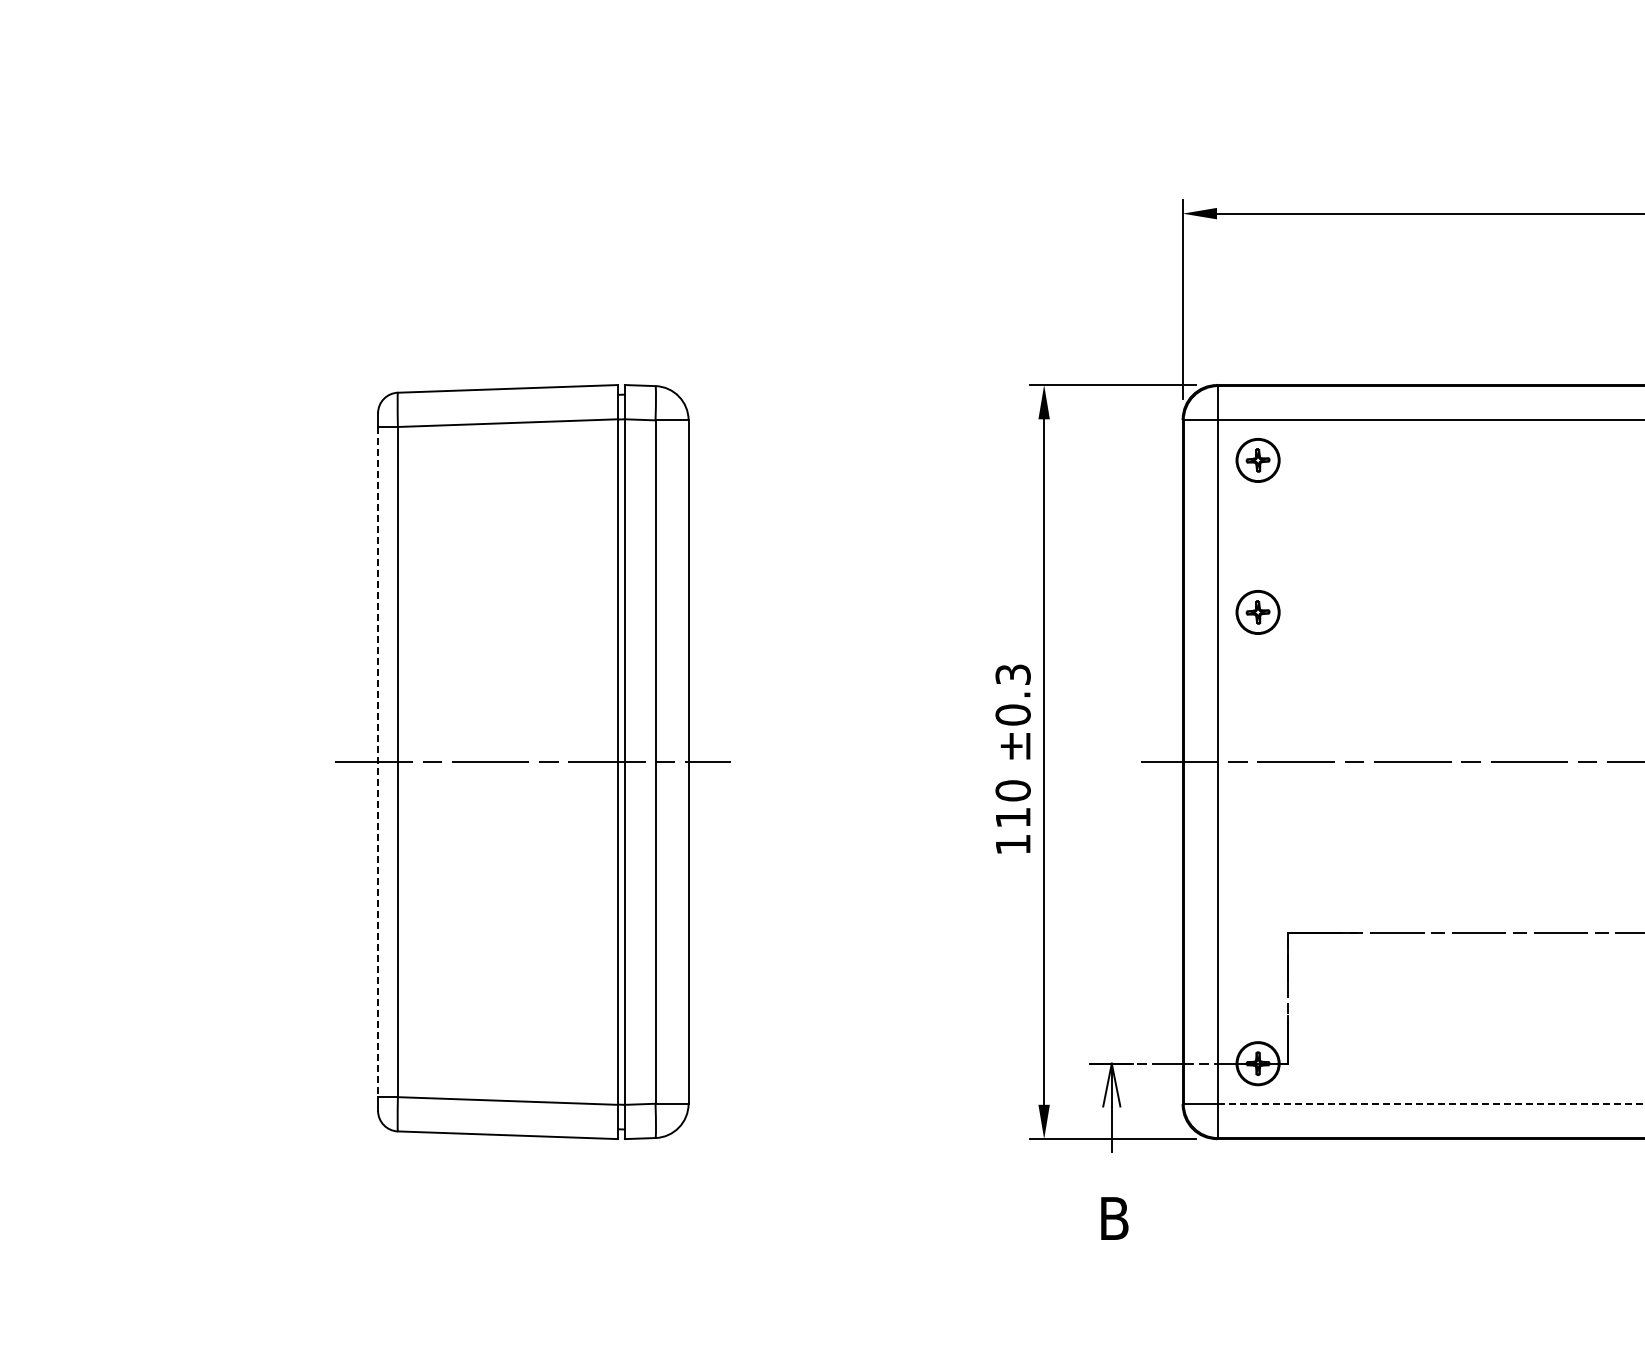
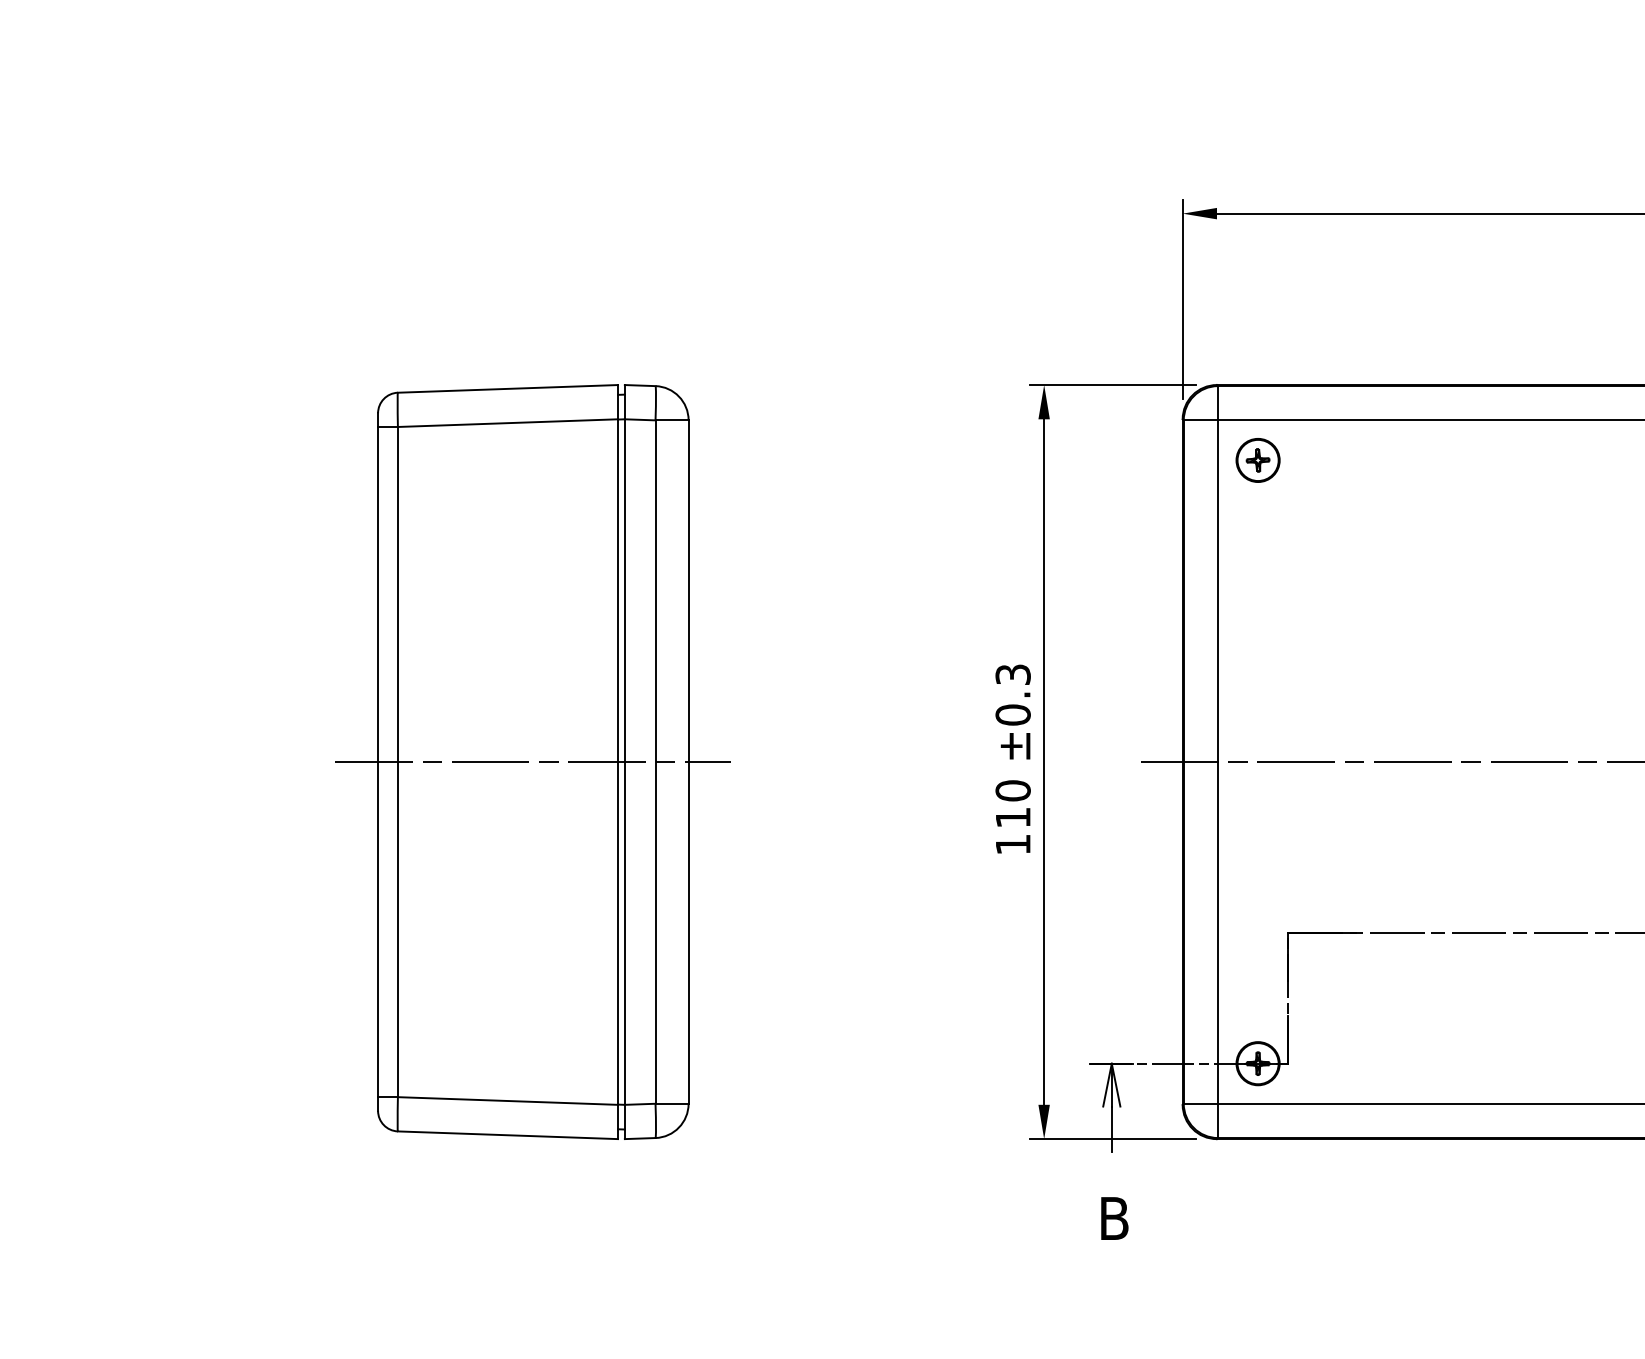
part: present -> none (1257, 612)
line: dashed -> solid (378, 762)
line: dashed -> solid (1430, 1103)
